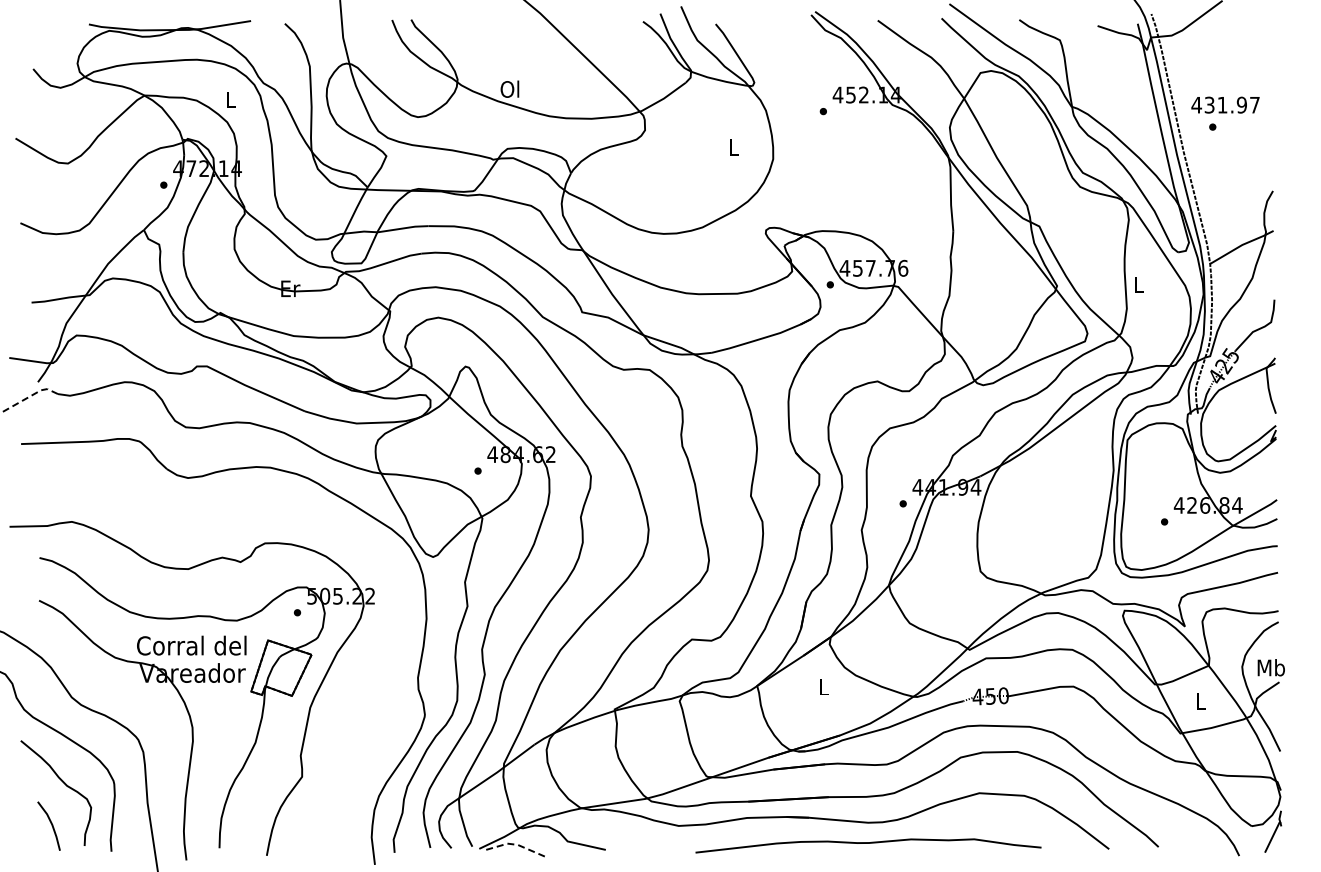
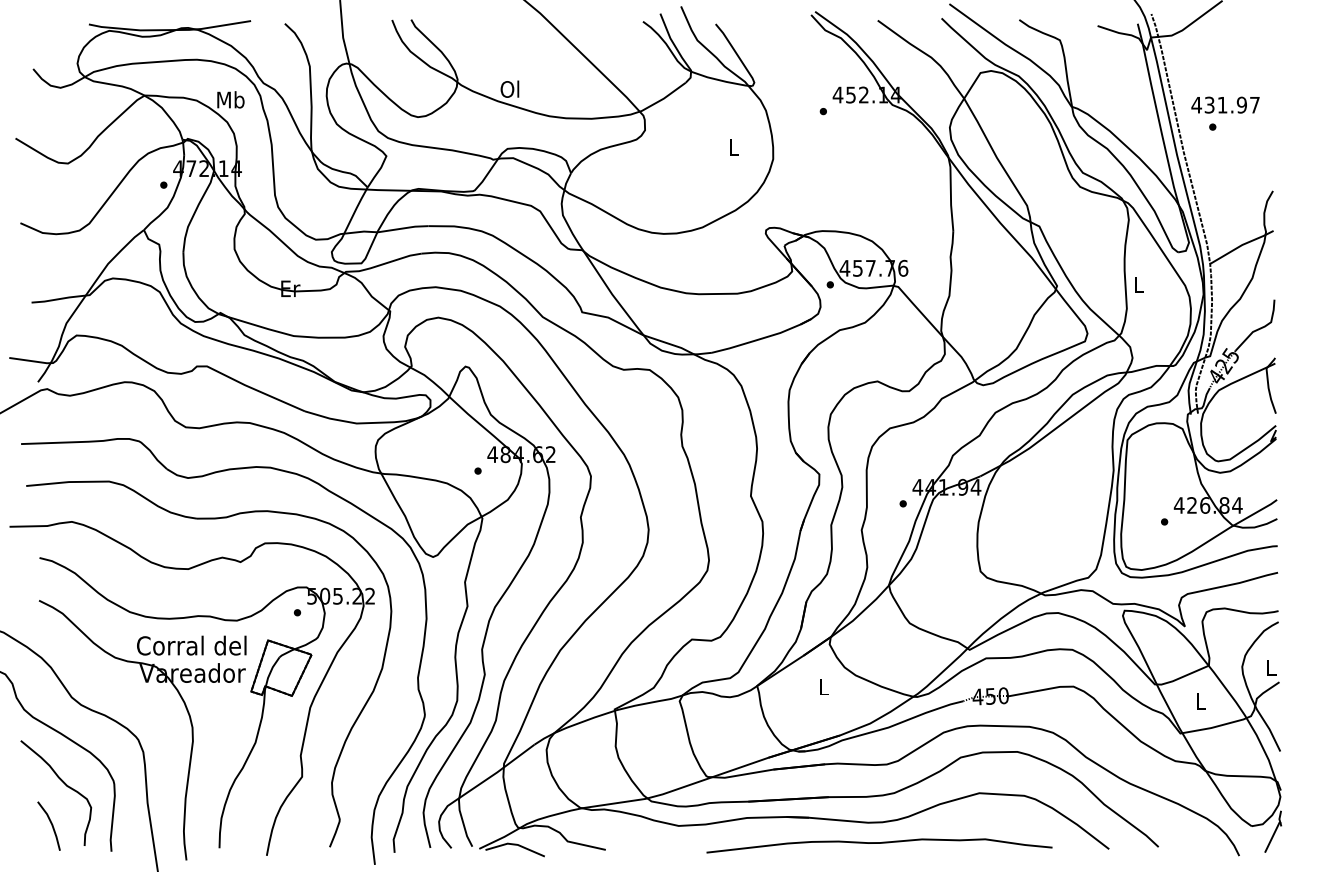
text: L -> Mb (230, 99)
line: dashed -> solid (29, 396)
part: none -> present (209, 519)
text: Mb -> L (1270, 667)
curve position: (868, 843) -> (879, 843) (879, 843)
line: dashed -> solid (515, 844)
